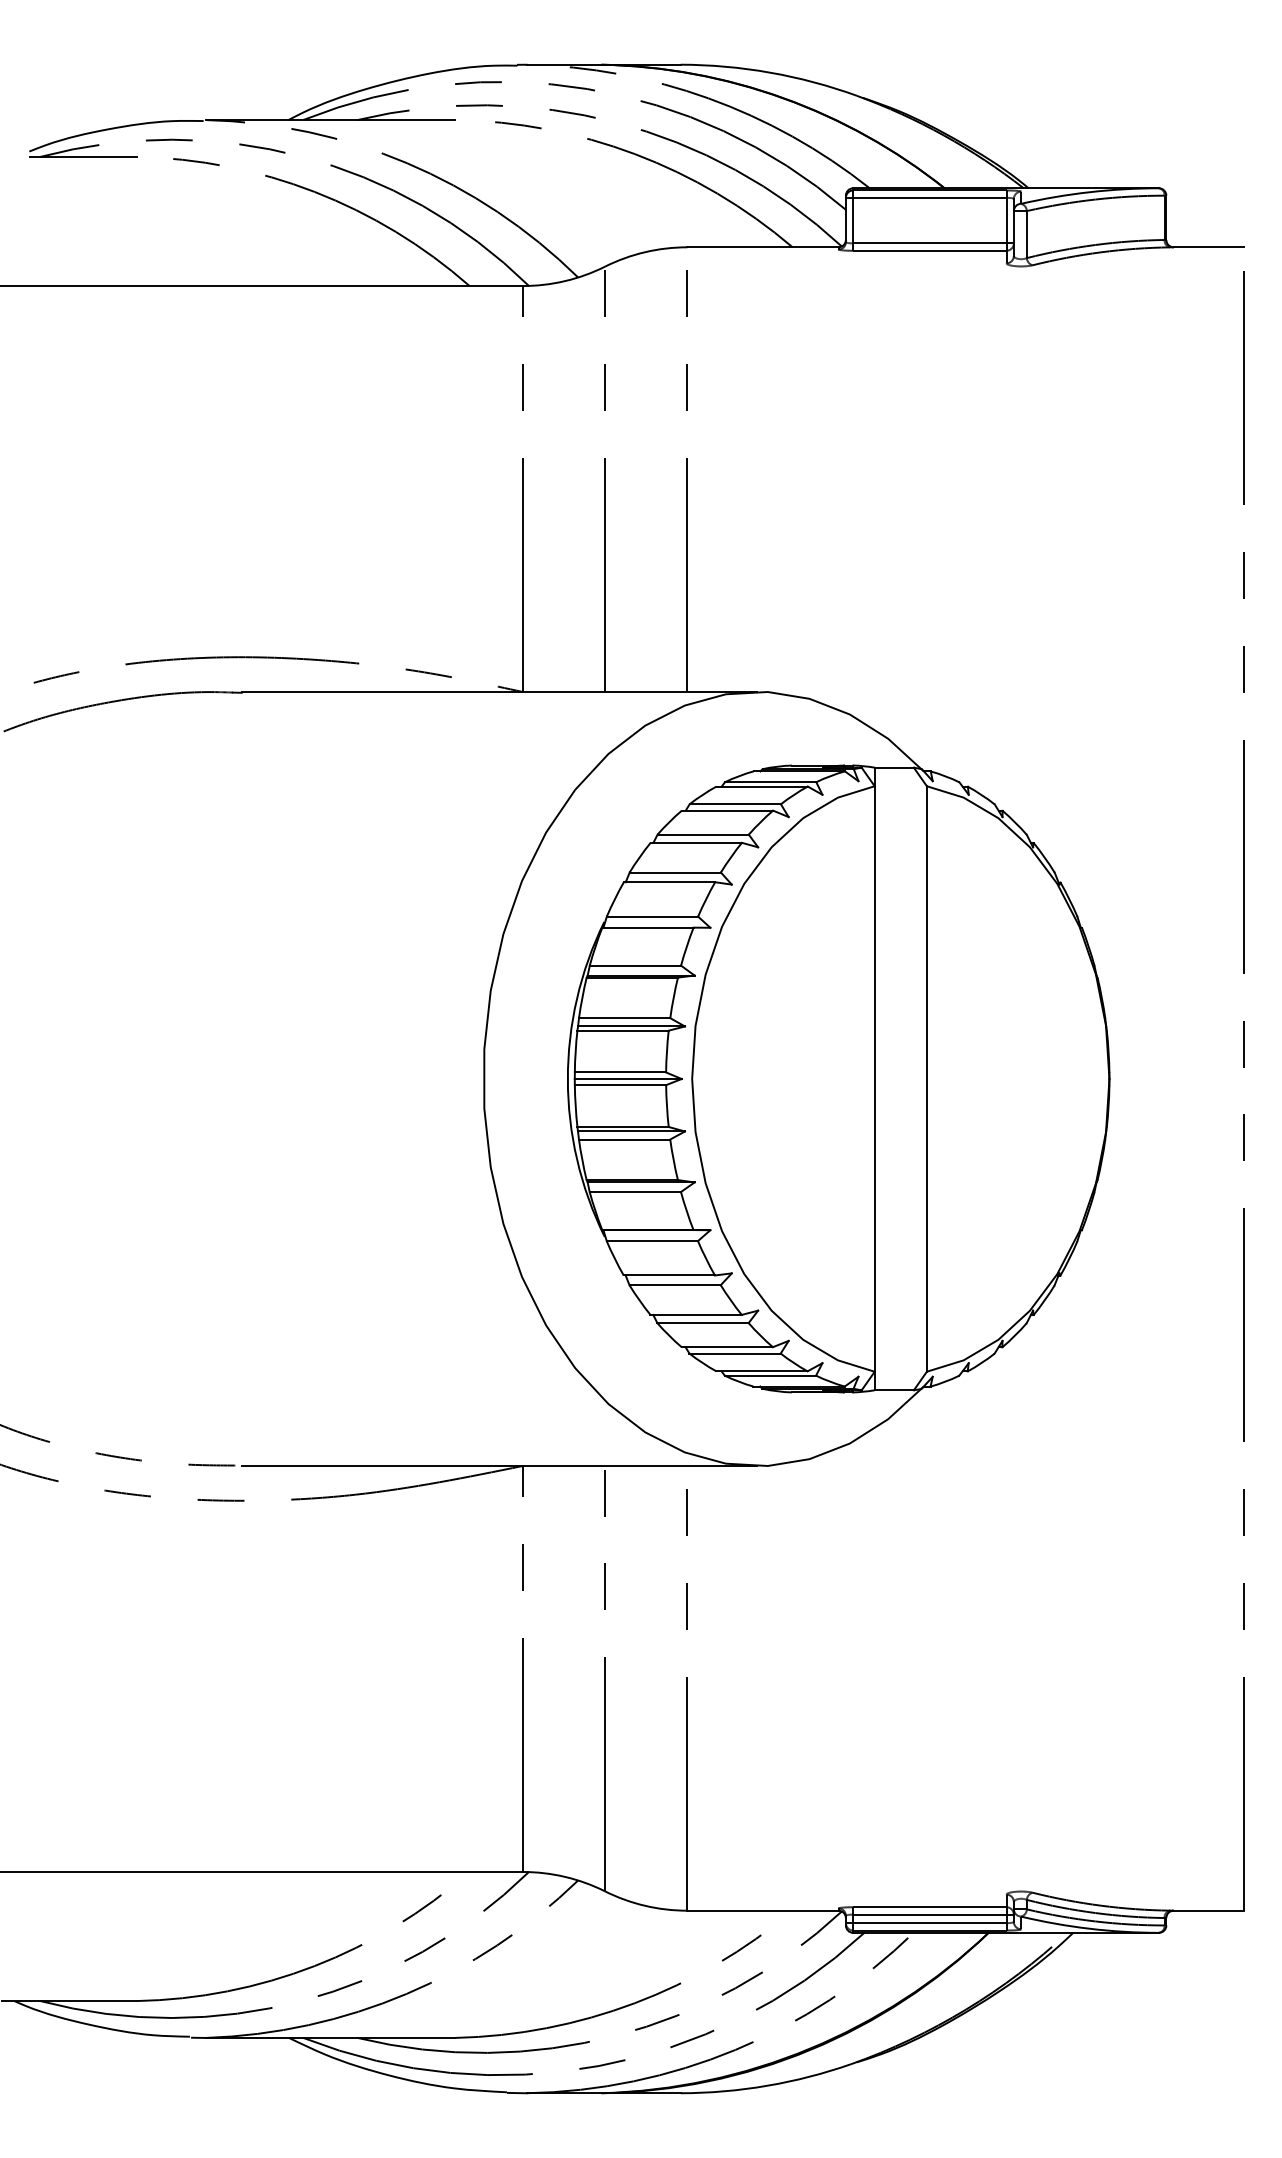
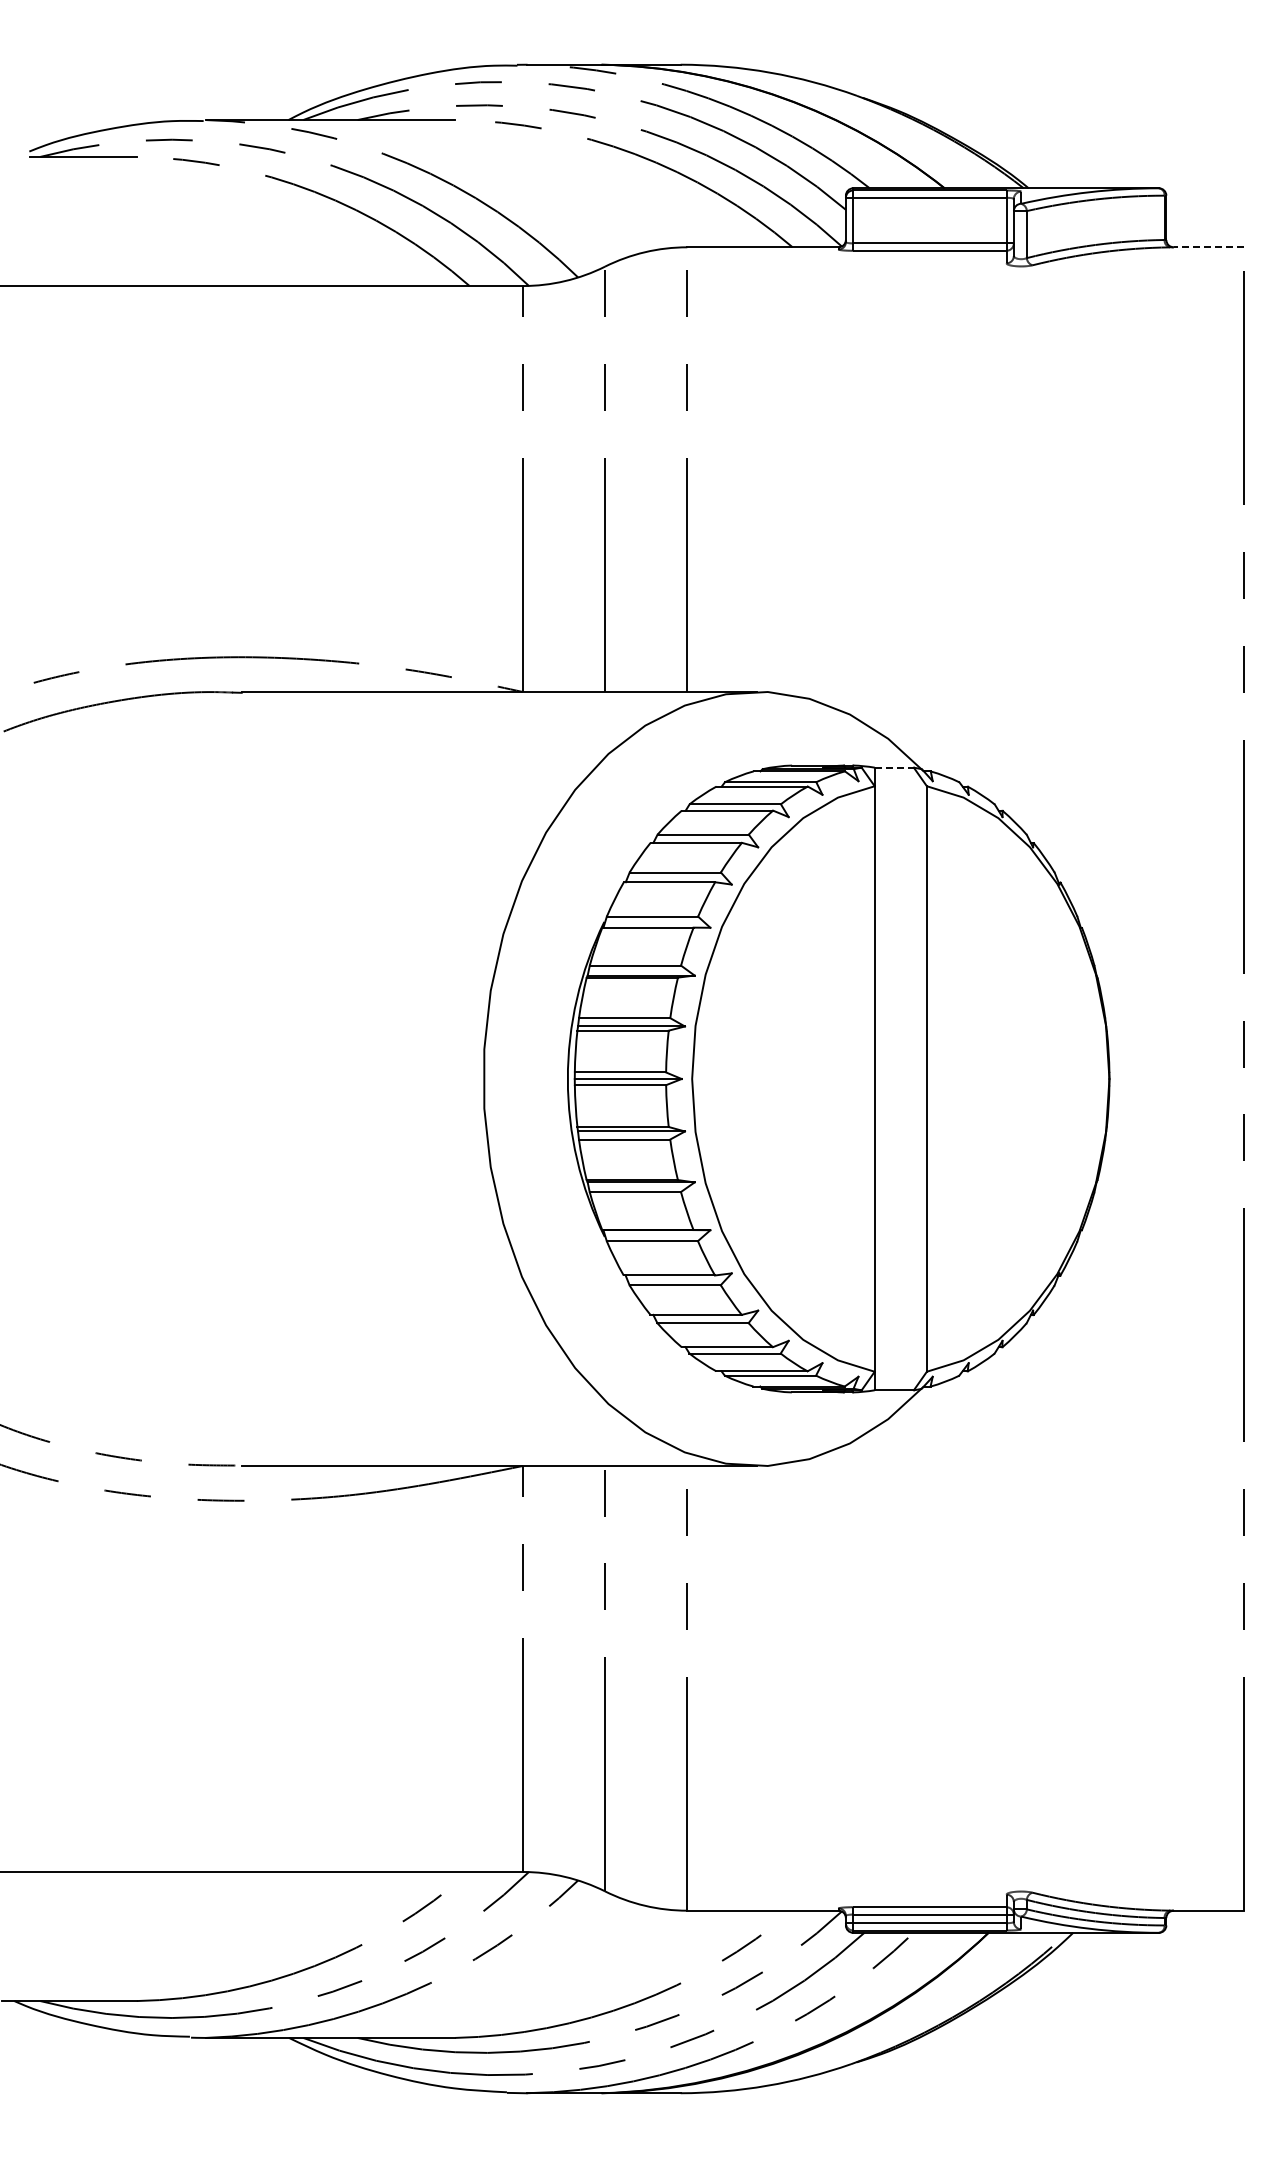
line: solid -> dashed (1208, 247)
line: solid -> dashed (894, 767)
